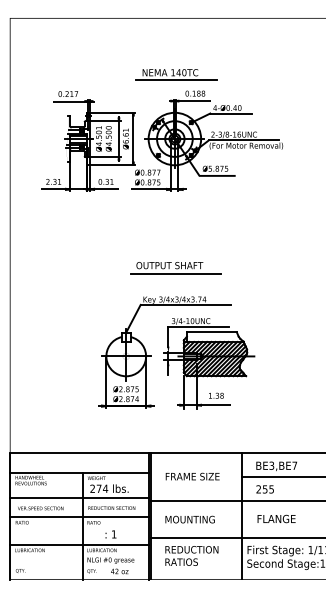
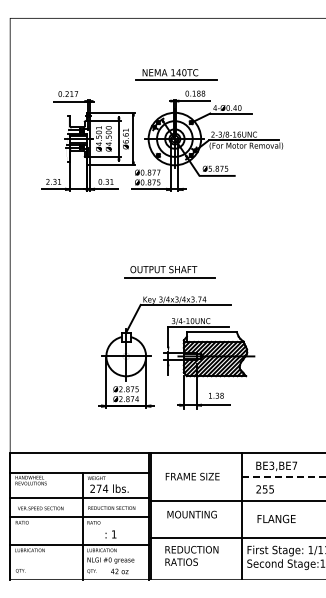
part position: (175, 268) -> (169, 272) (169, 272)
line: solid -> dashed (284, 477)
text position: (189, 519) -> (191, 514) (191, 514)
